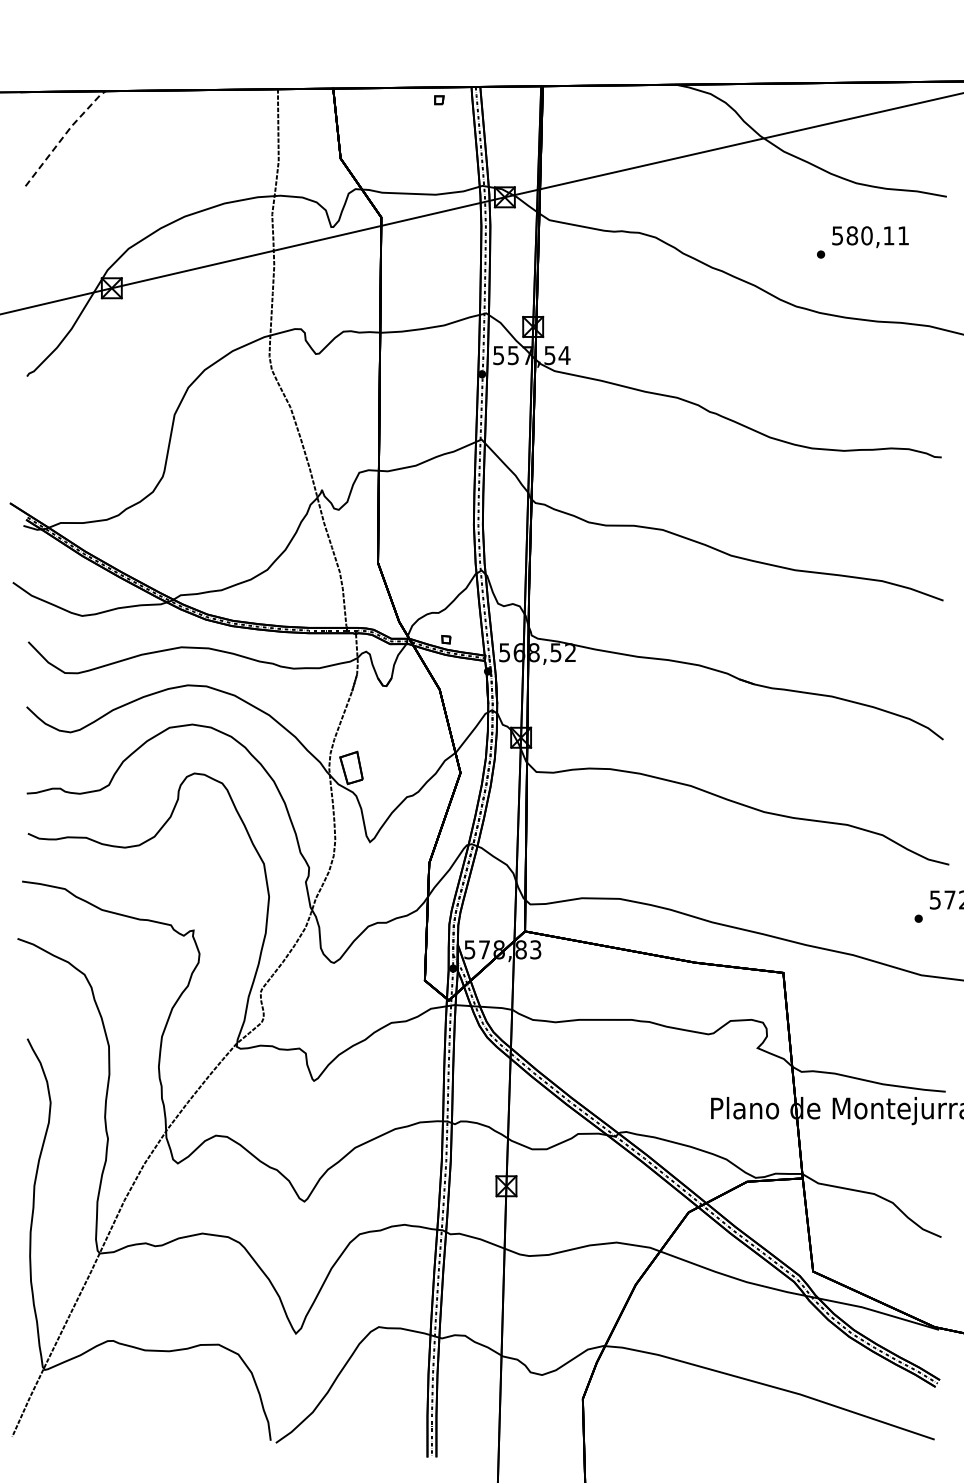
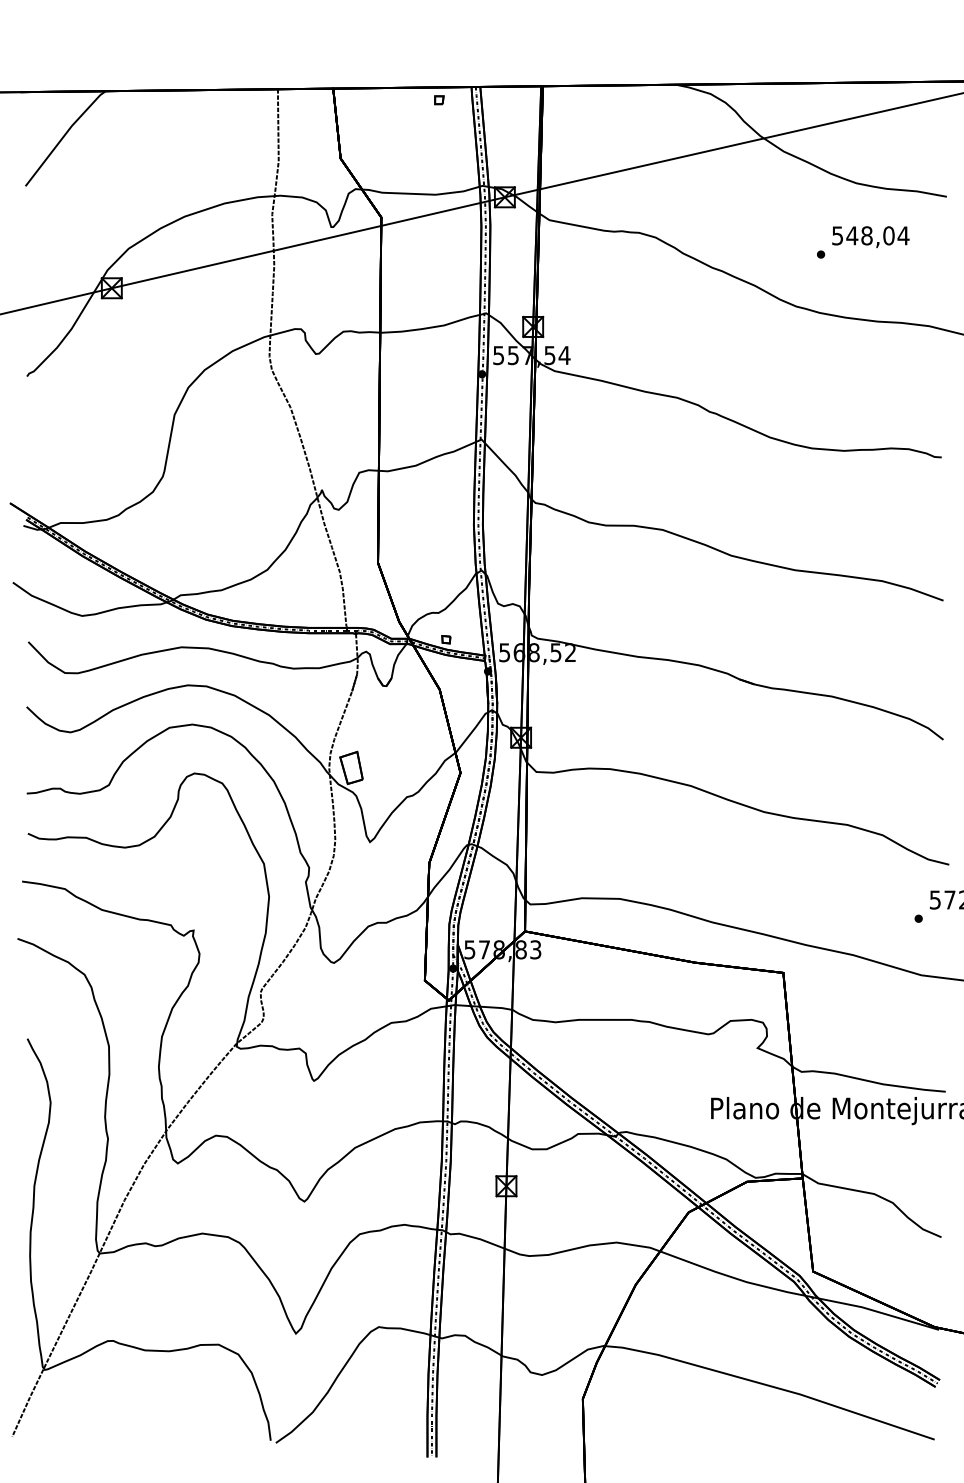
line: dashed -> solid (64, 135)
text: 580,11 -> 548,04 (877, 235)
